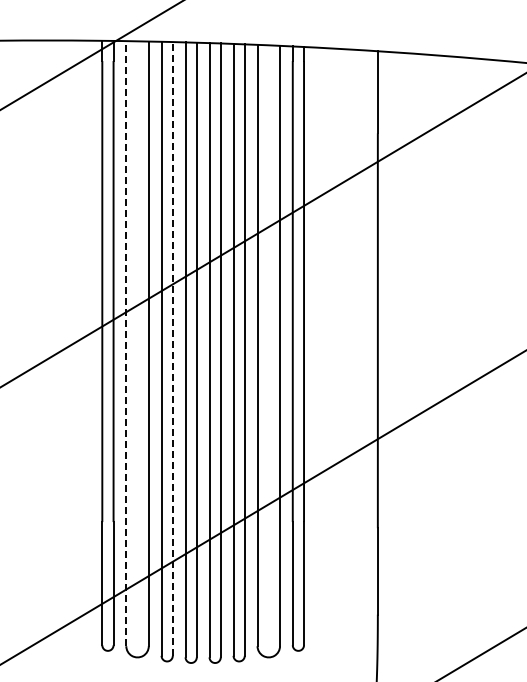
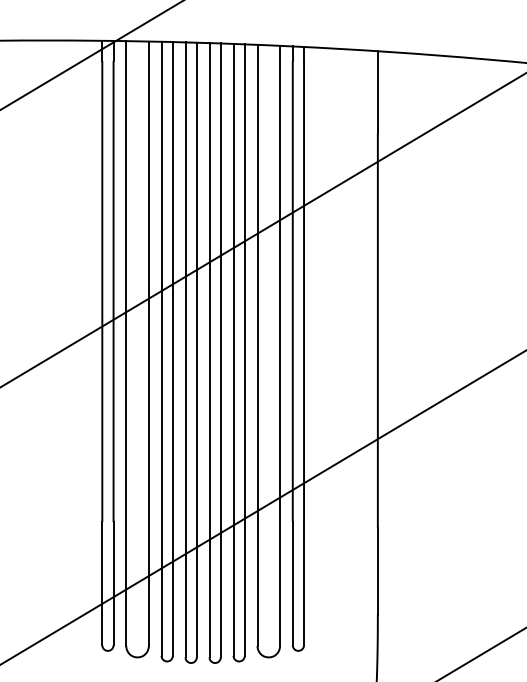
line: dashed -> solid (126, 343)
line: dashed -> solid (172, 348)
